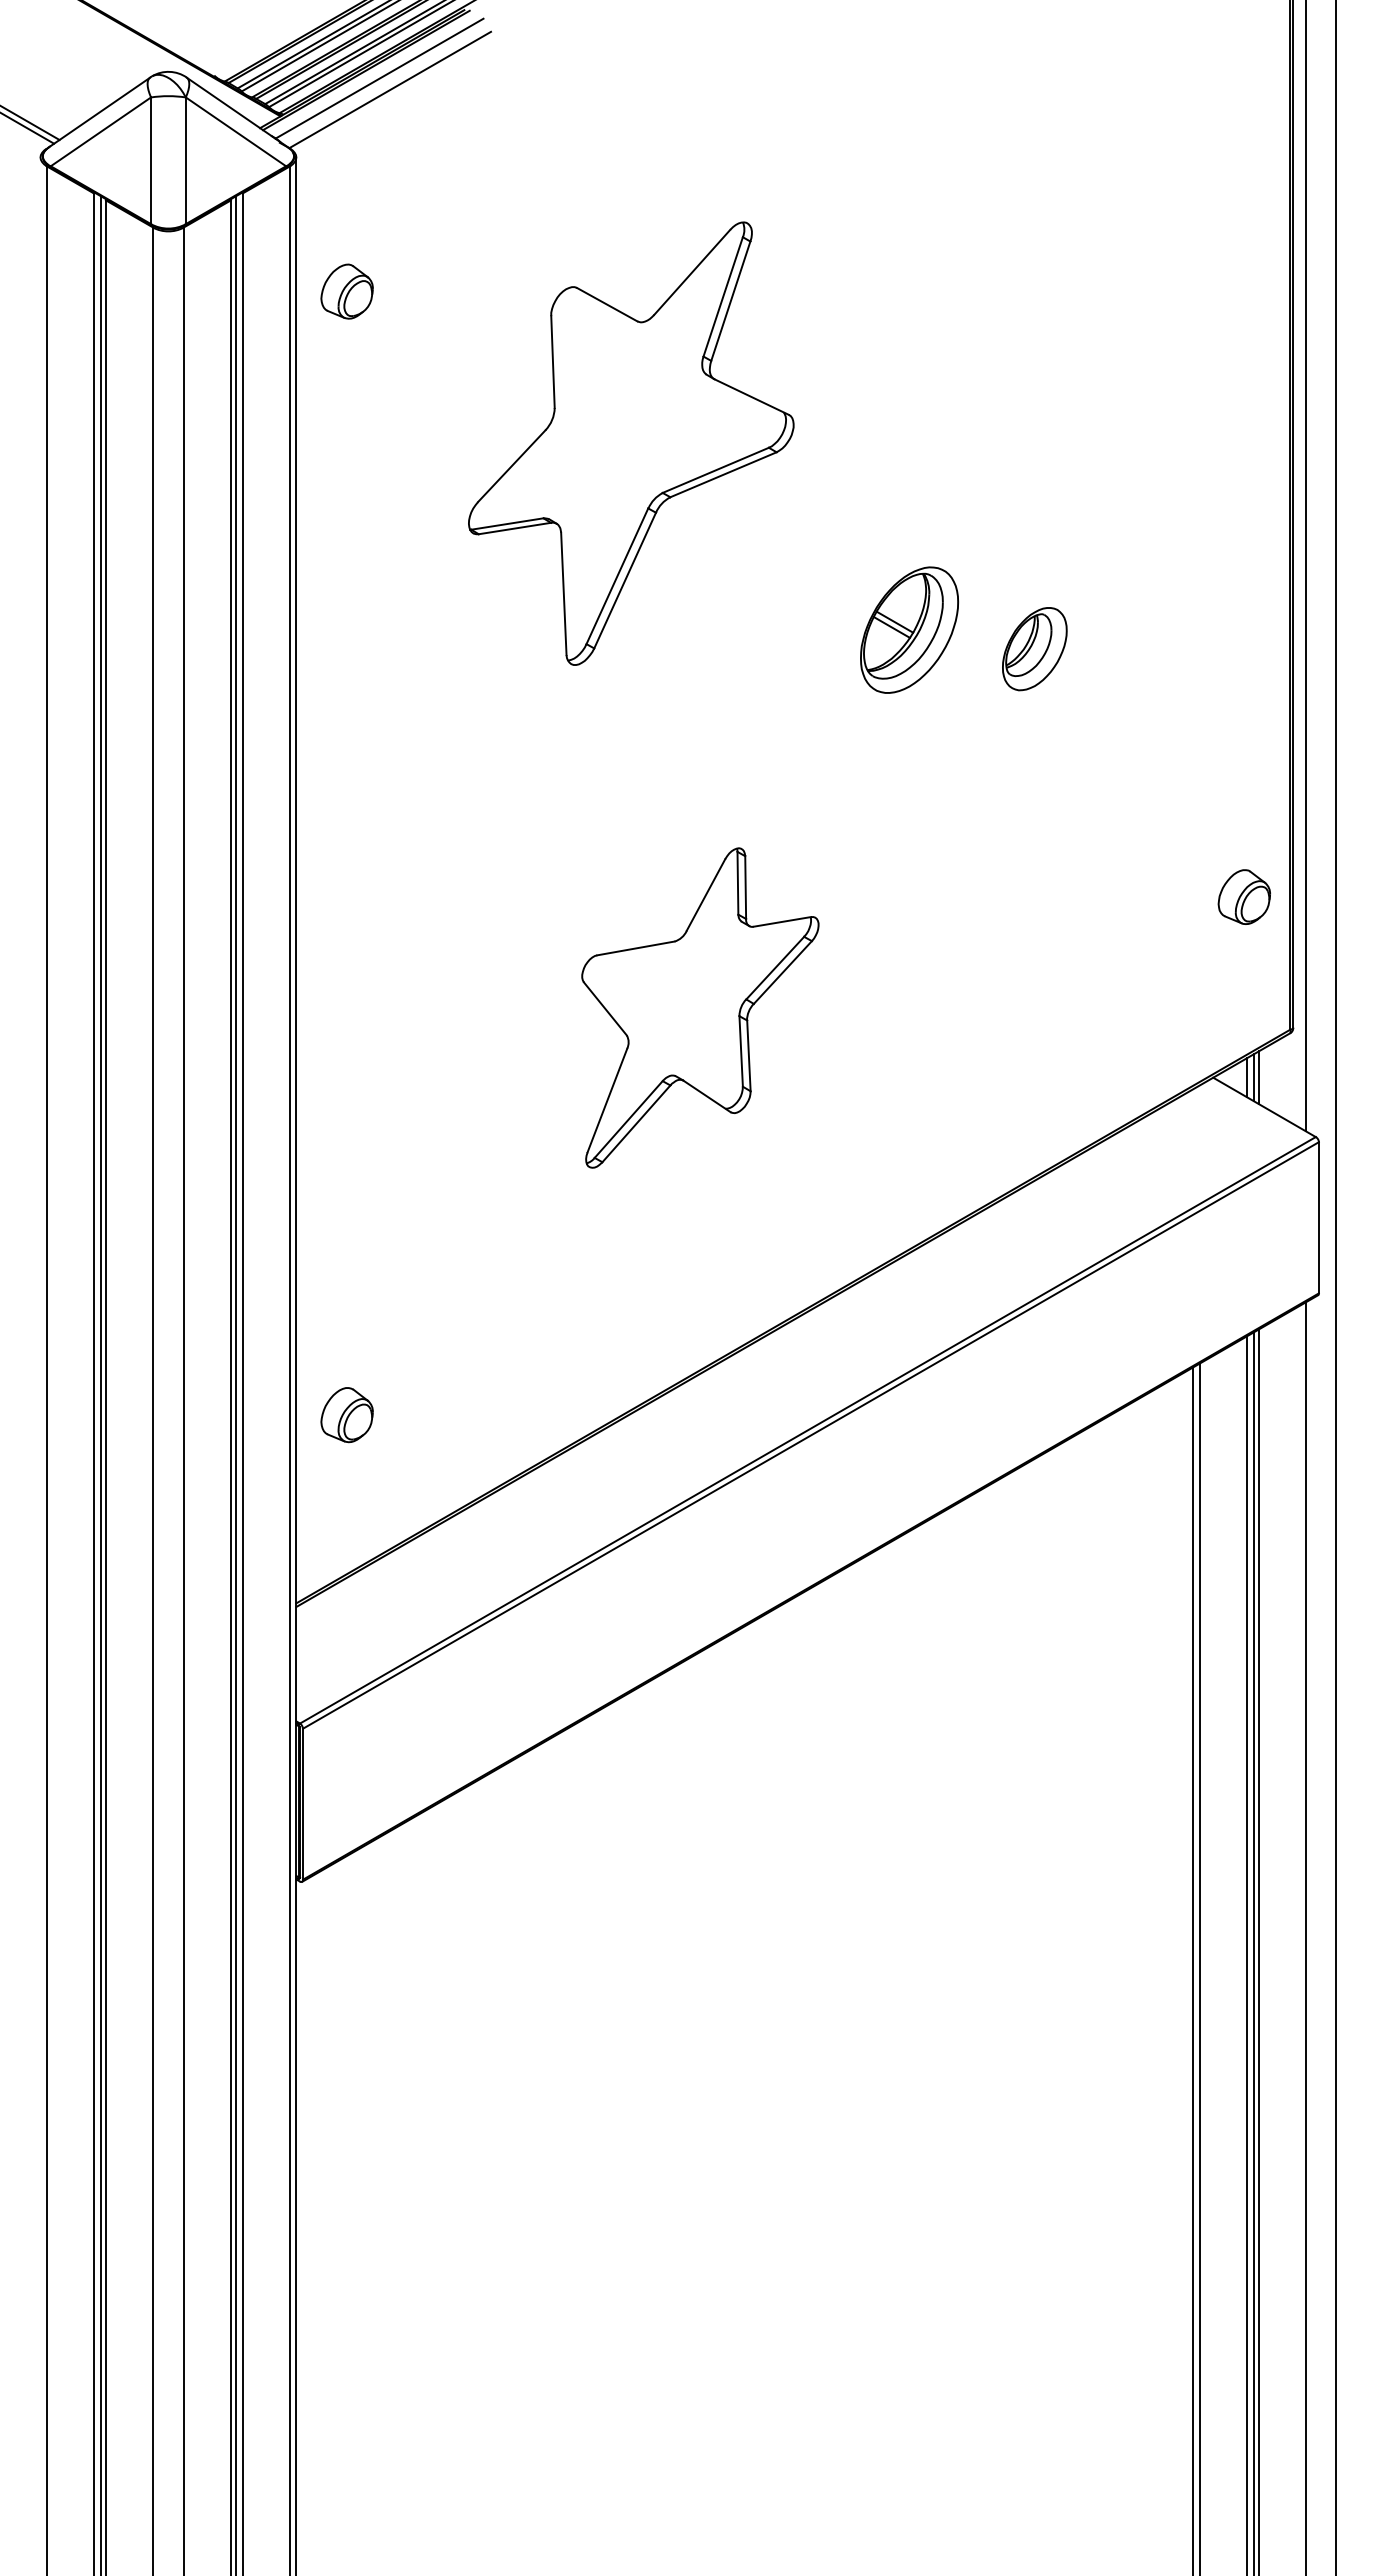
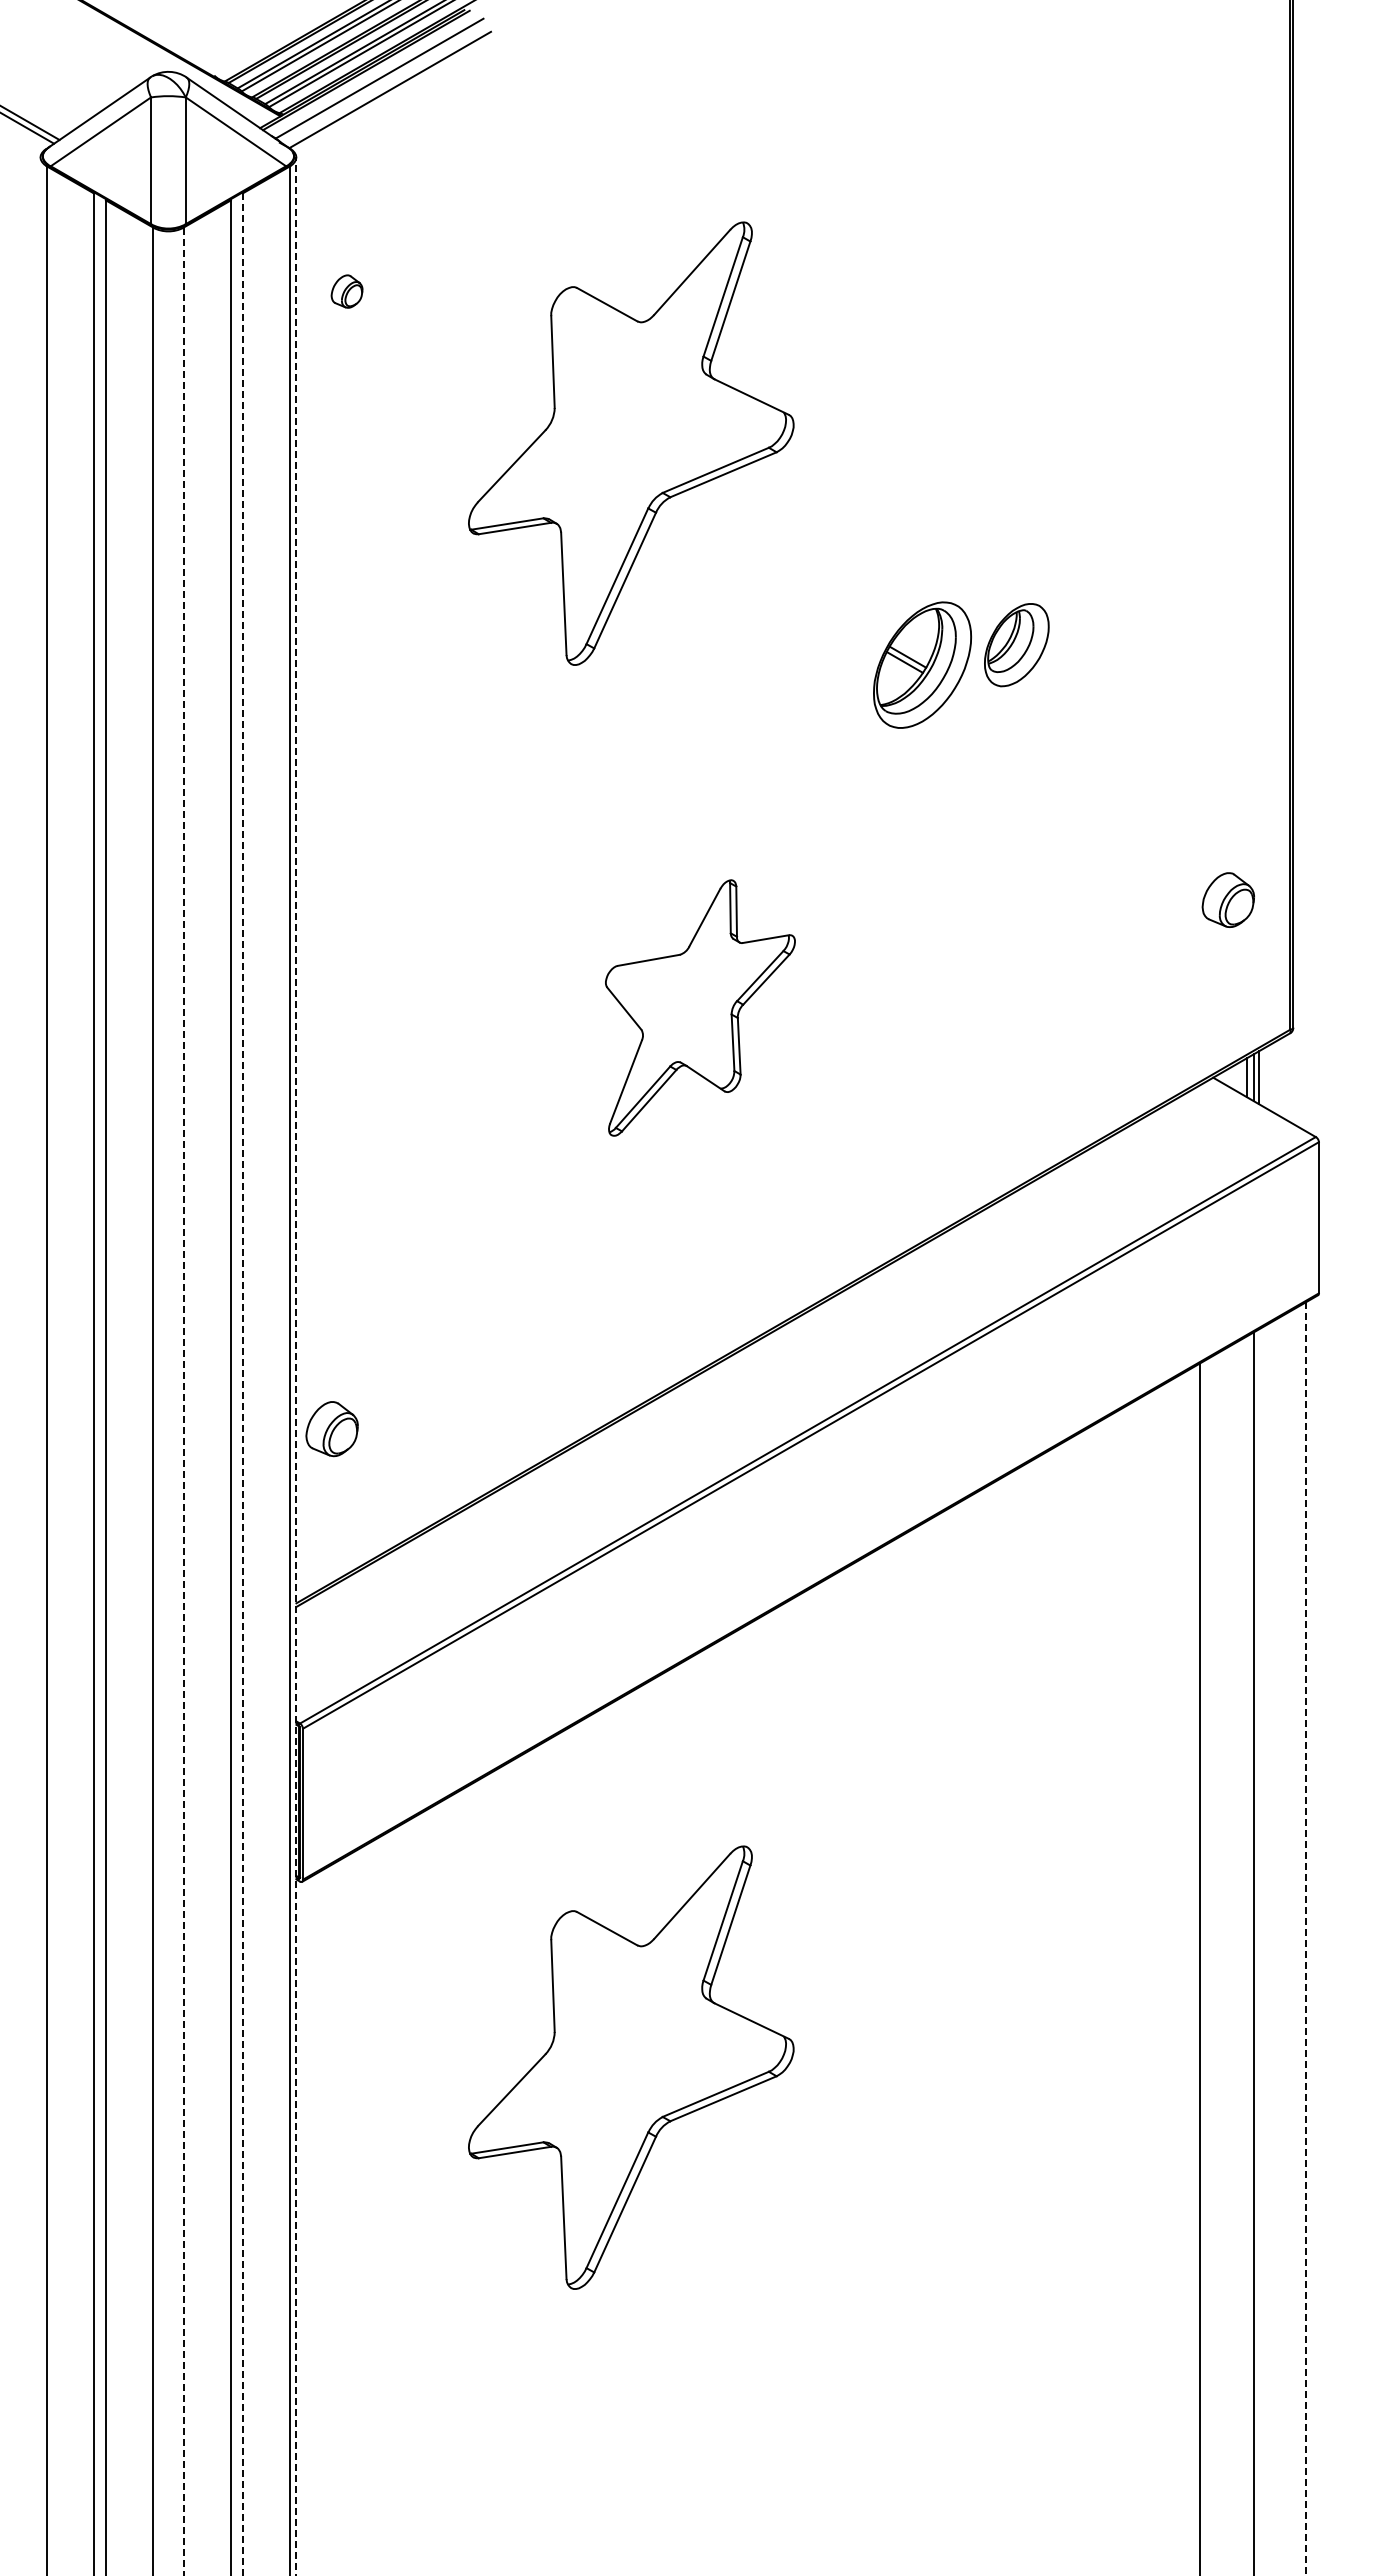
part size: 54x57 px -> 34x35 px (346, 291)
line: present -> none (1306, 566)
part position: (909, 629) -> (922, 664) (922, 664)
part position: (1034, 649) -> (1016, 645) (1016, 645)
part position: (1243, 896) -> (1227, 899) (1227, 899)
part size: 239x322 px -> 191x258 px (700, 1007)
line: present -> none (1336, 1287)
line: solid -> dashed (296, 1366)
line: present -> none (100, 1384)
line: present -> none (235, 1384)
line: solid -> dashed (242, 1385)
line: solid -> dashed (183, 1401)
part position: (346, 1415) -> (331, 1429) (331, 1429)
line: solid -> dashed (1306, 1939)
line: present -> none (1259, 1950)
line: present -> none (1246, 1954)
line: present -> none (1193, 1969)
part: none -> present (631, 2067)
